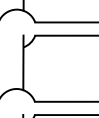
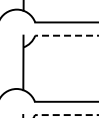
line: solid -> dashed (66, 35)
line: solid -> dashed (66, 115)
